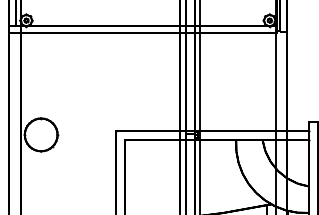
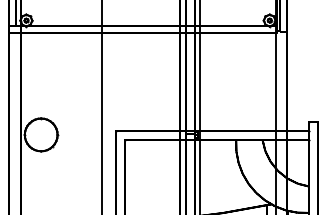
line: none -> present (101, 106)
